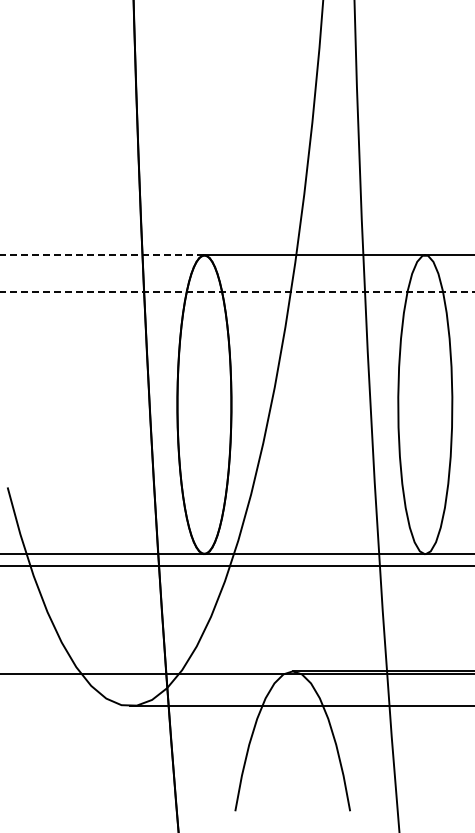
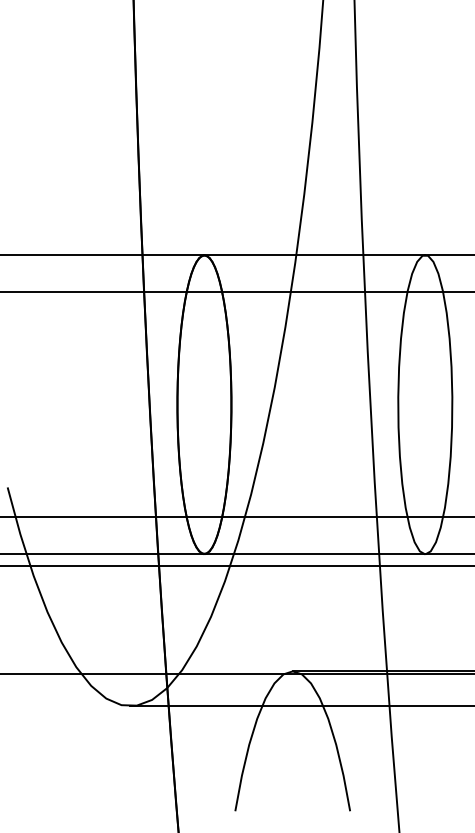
line: dashed -> solid (102, 255)
line: dashed -> solid (237, 292)
line: none -> present (236, 517)
